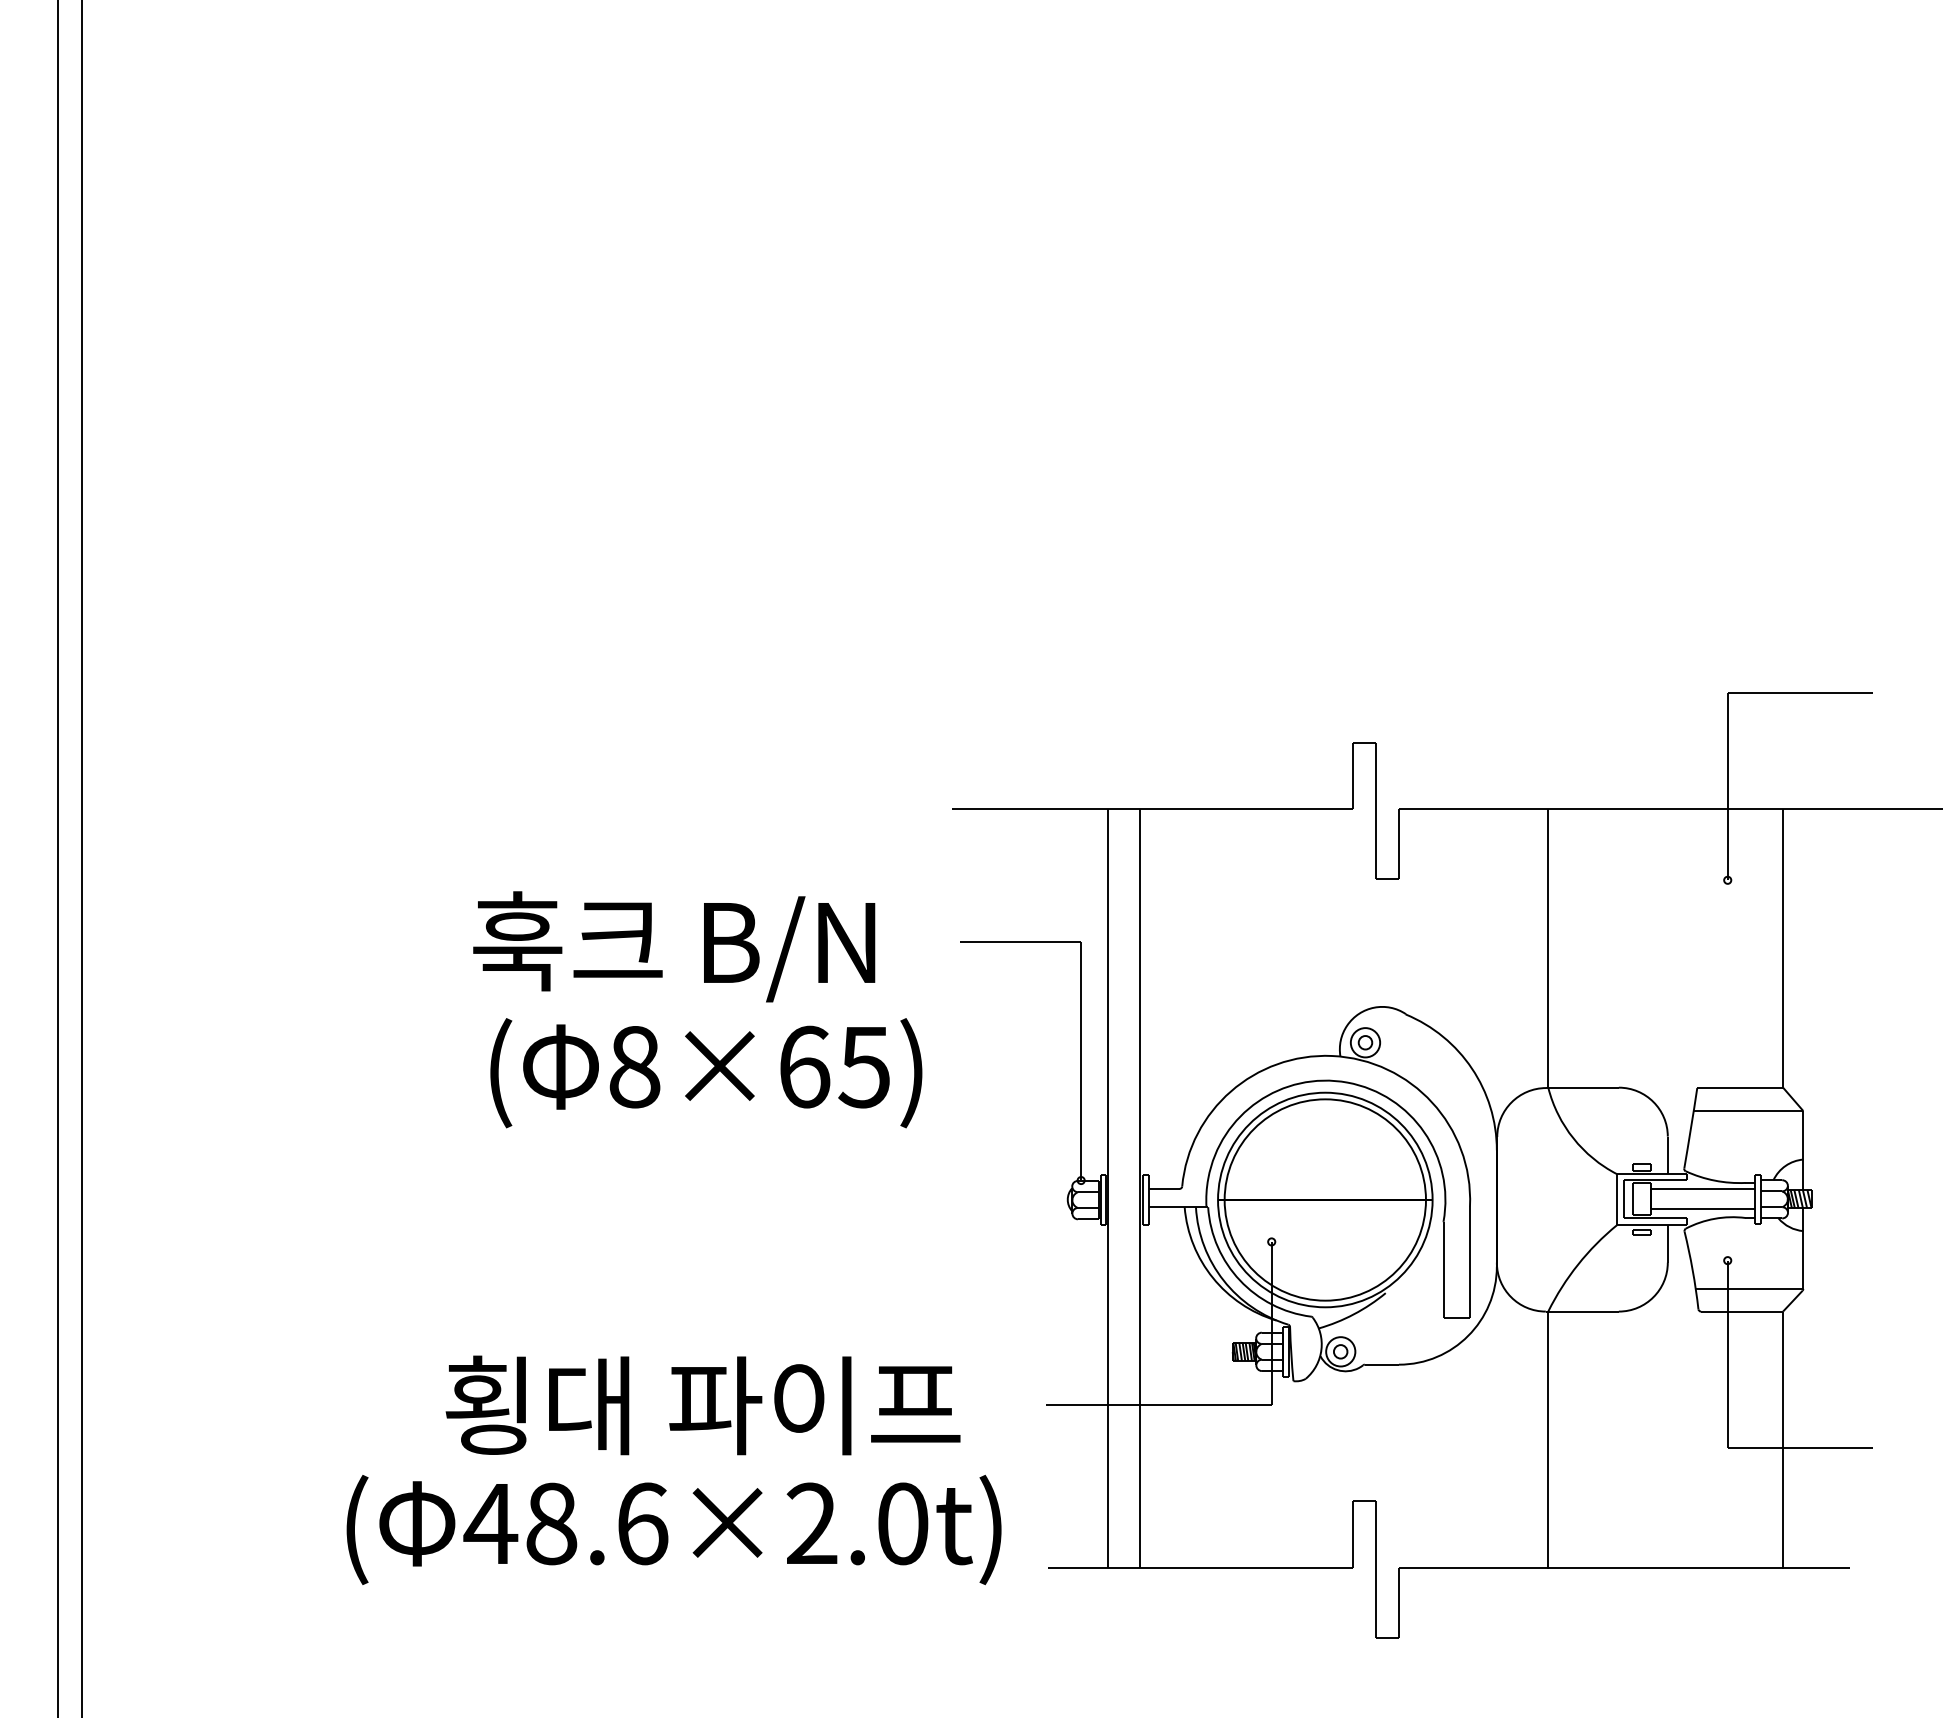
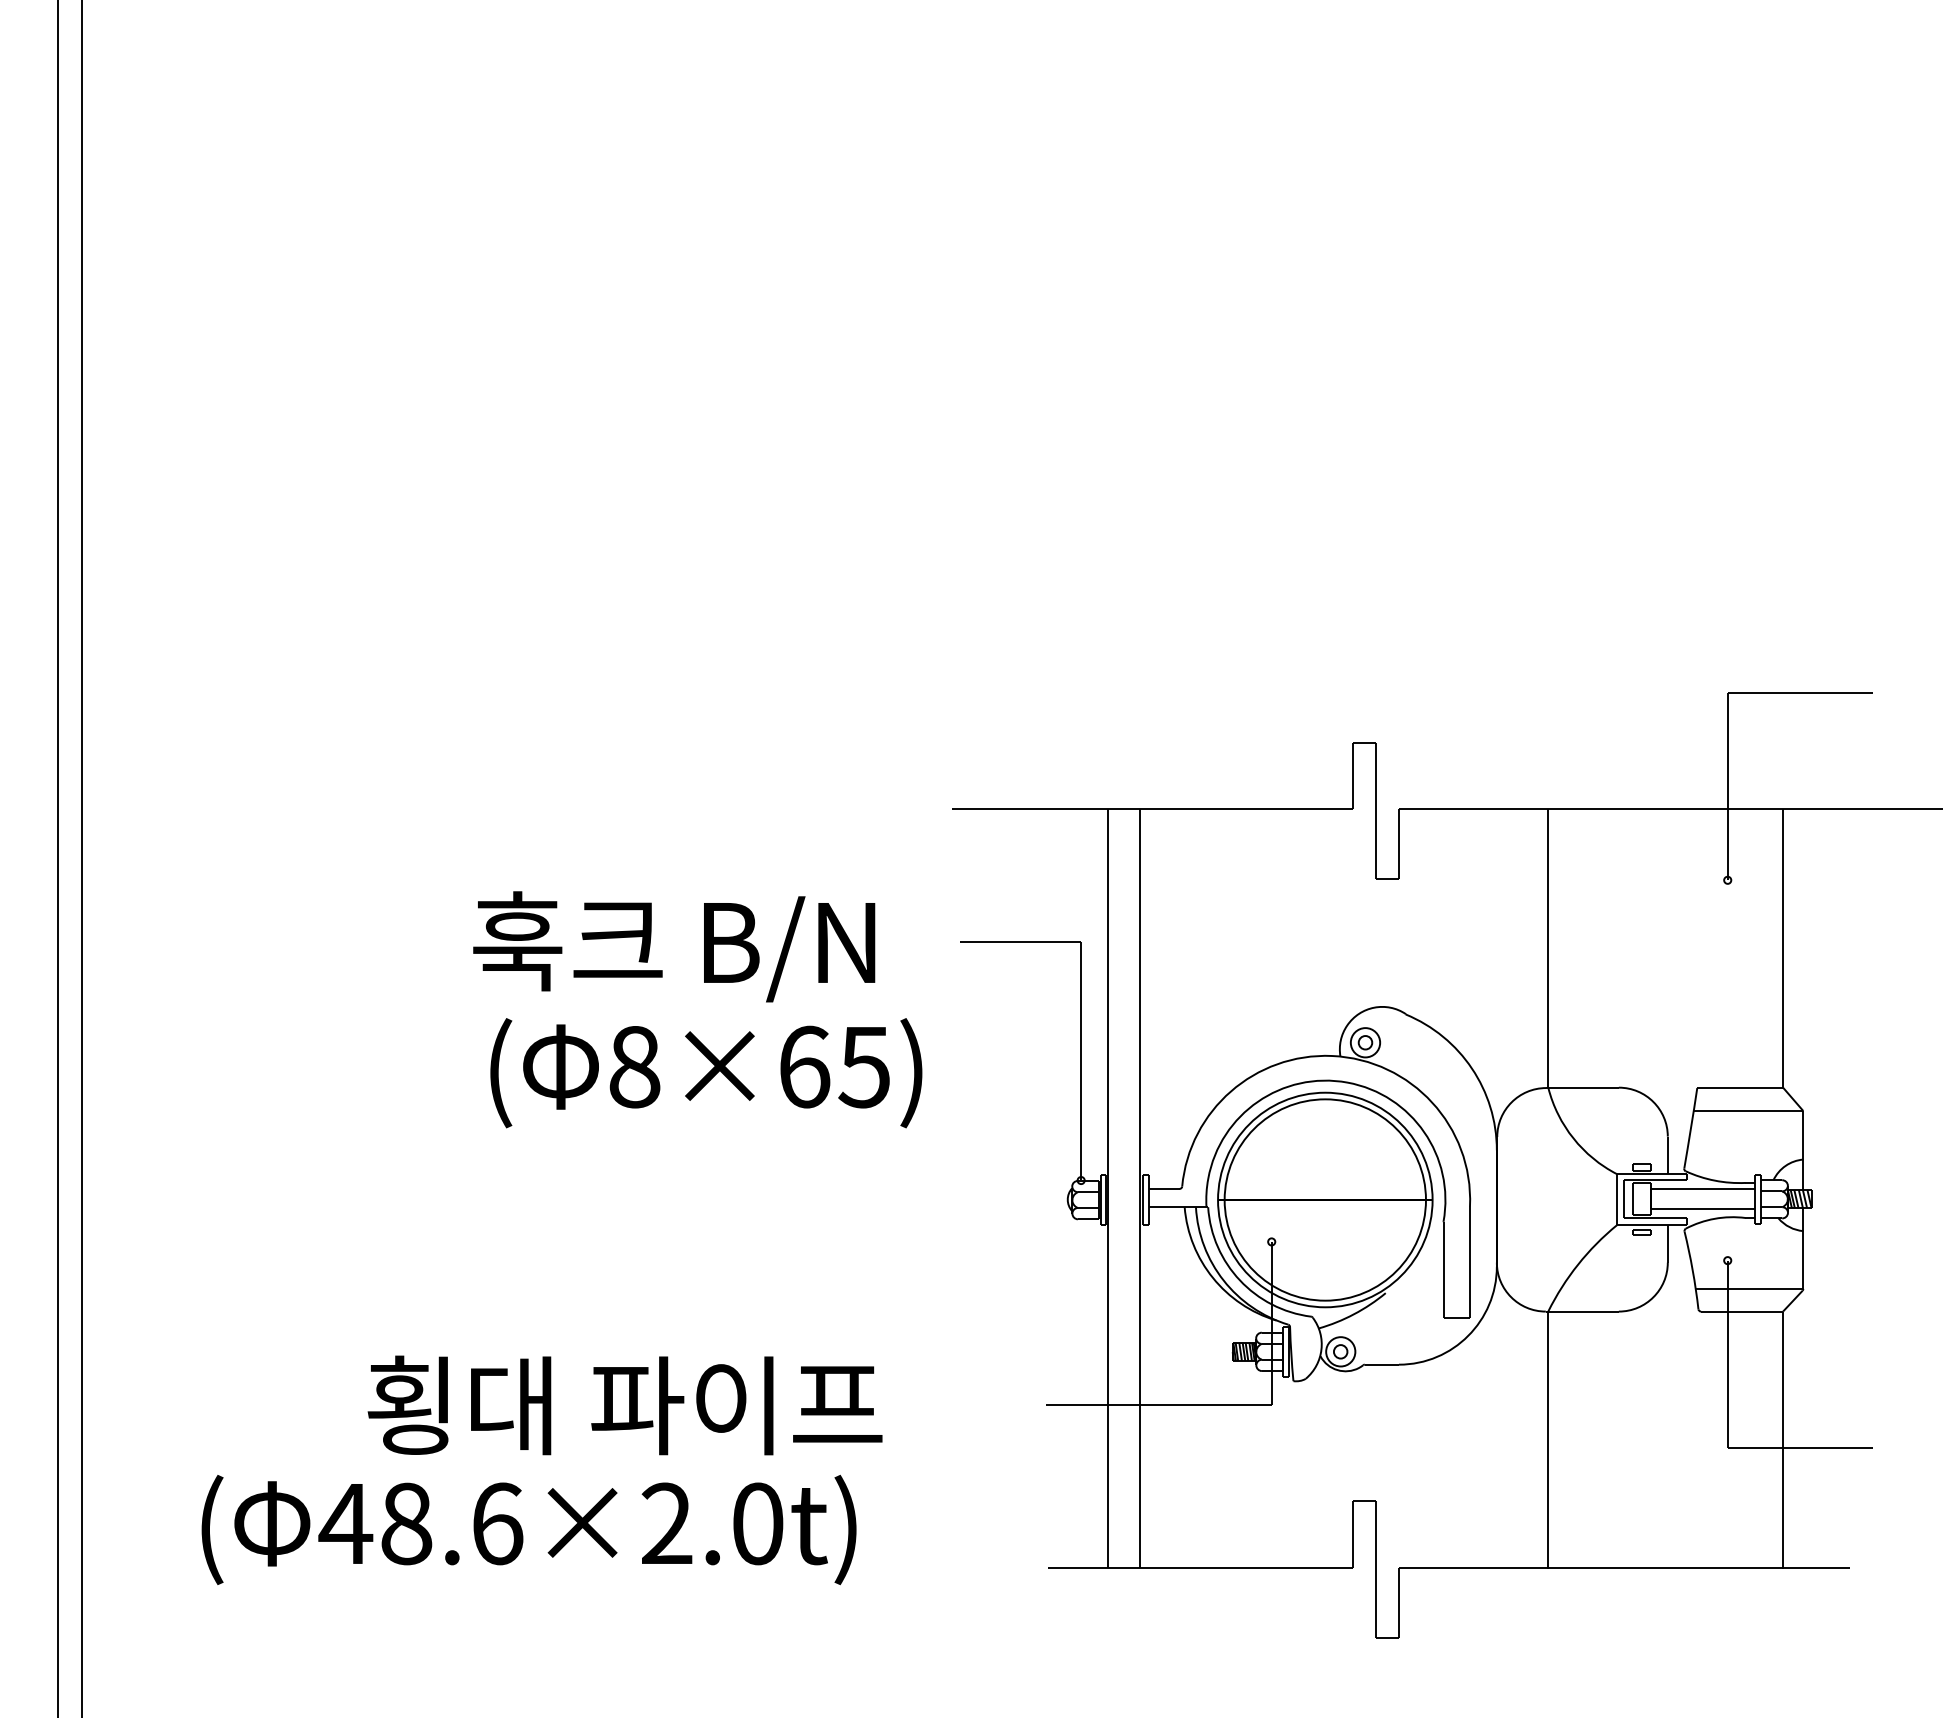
text position: (702, 1405) -> (624, 1405) (624, 1405)
text position: (673, 1529) -> (528, 1529) (528, 1529)
